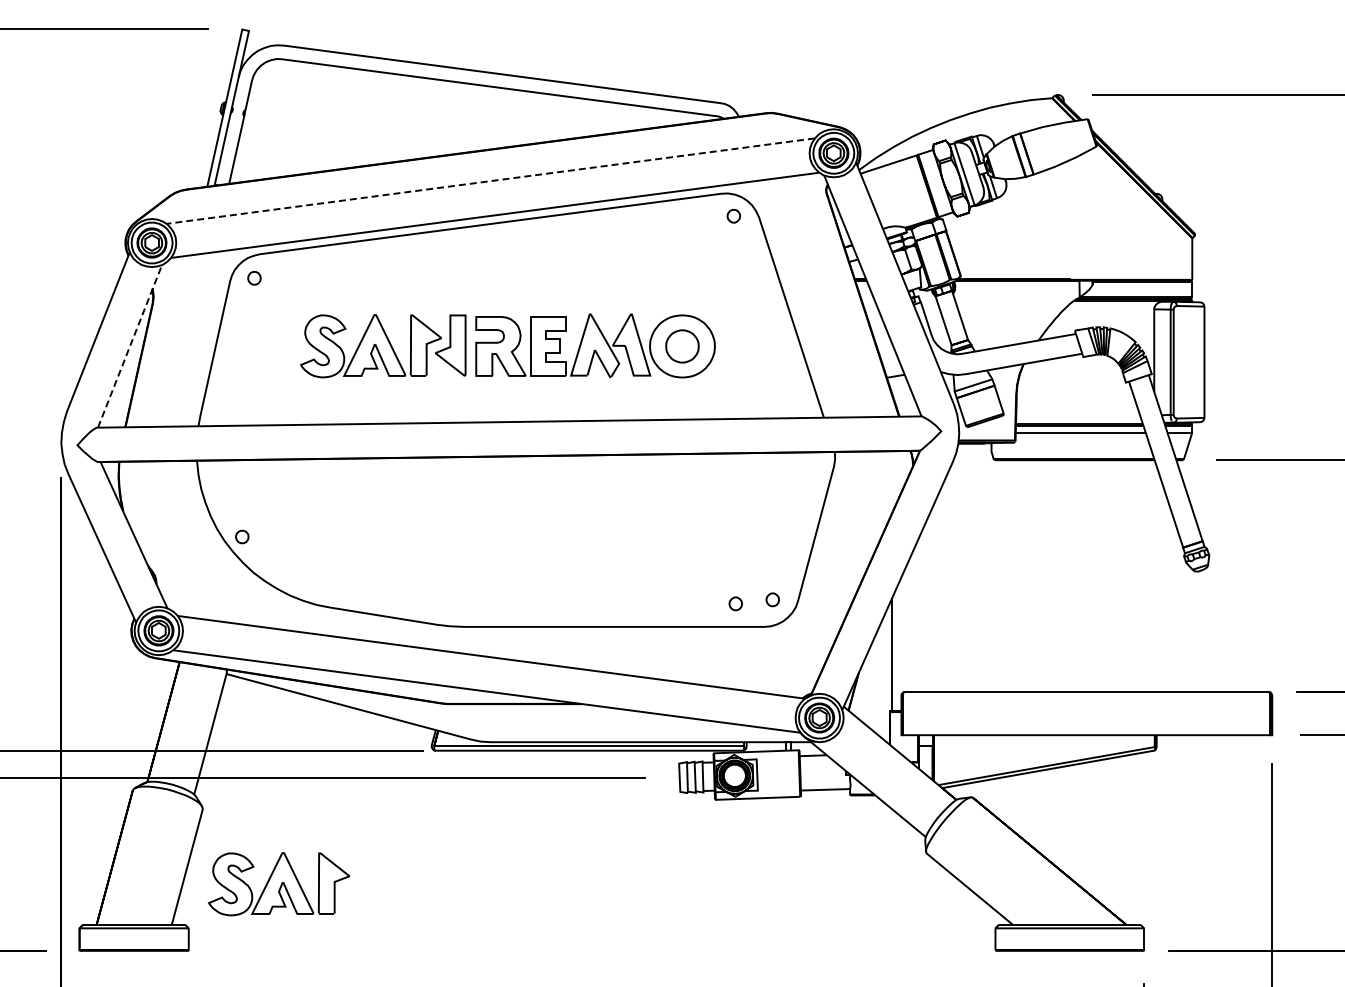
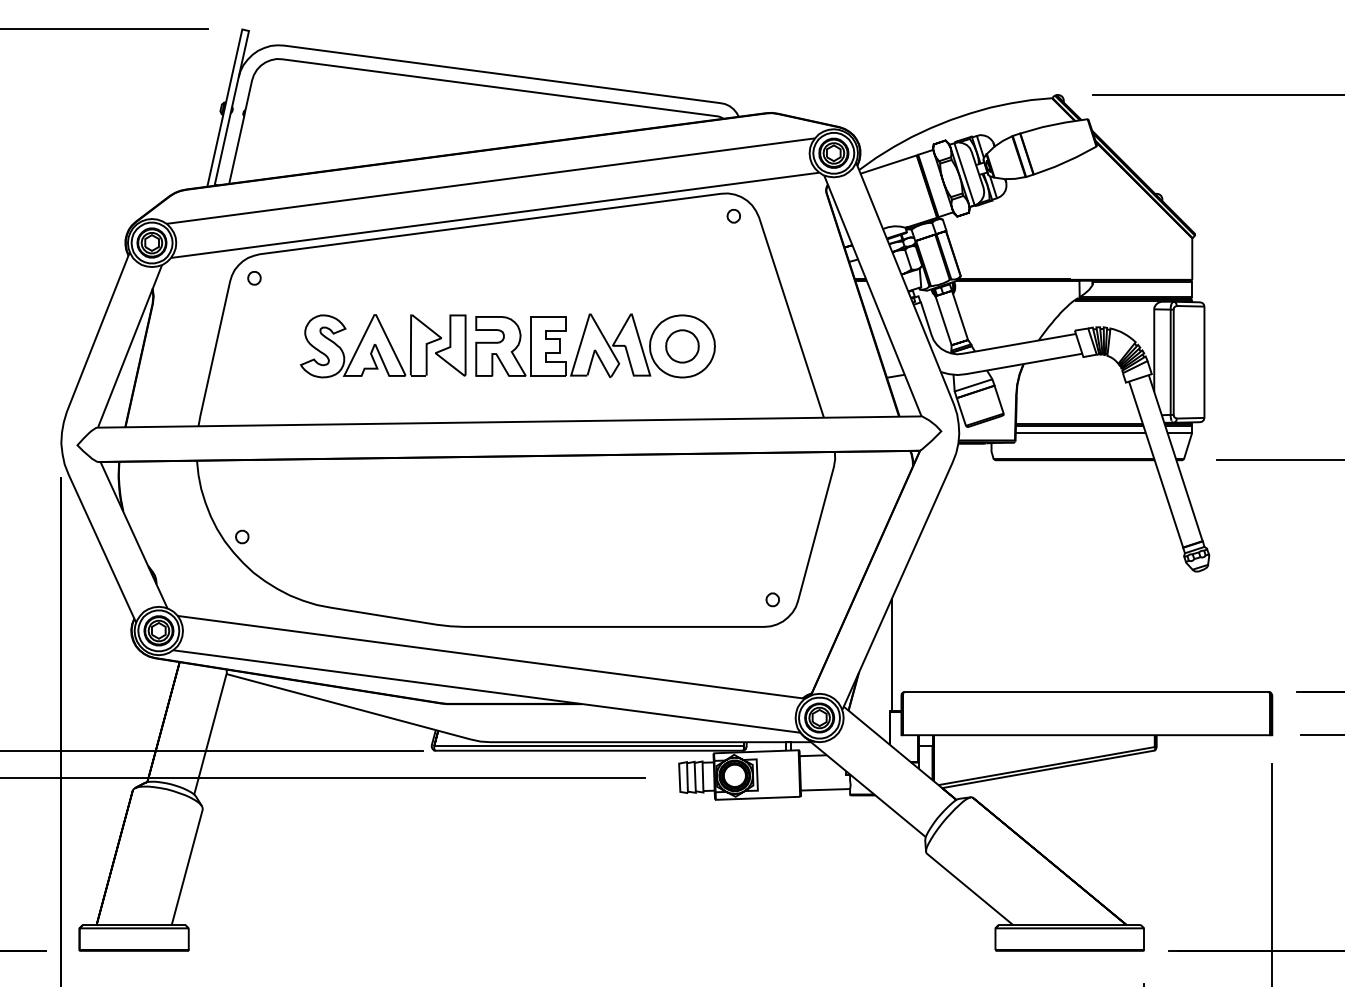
line: dashed -> solid (490, 181)
line: dashed -> solid (129, 346)
part: present -> none (735, 603)
part: present -> none (278, 884)
